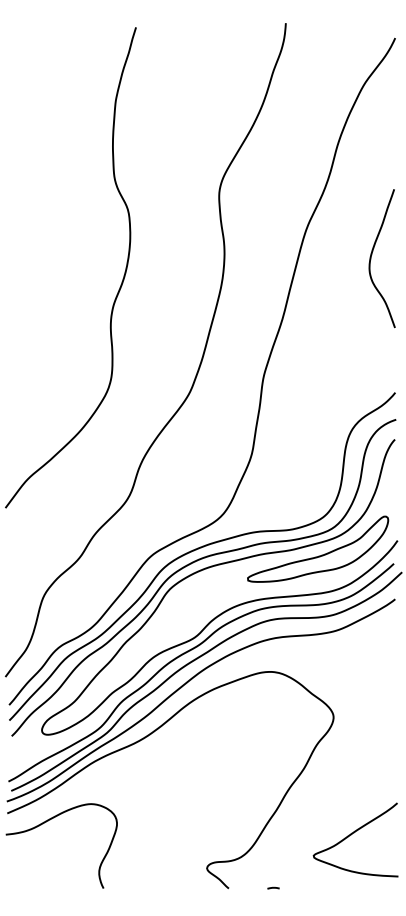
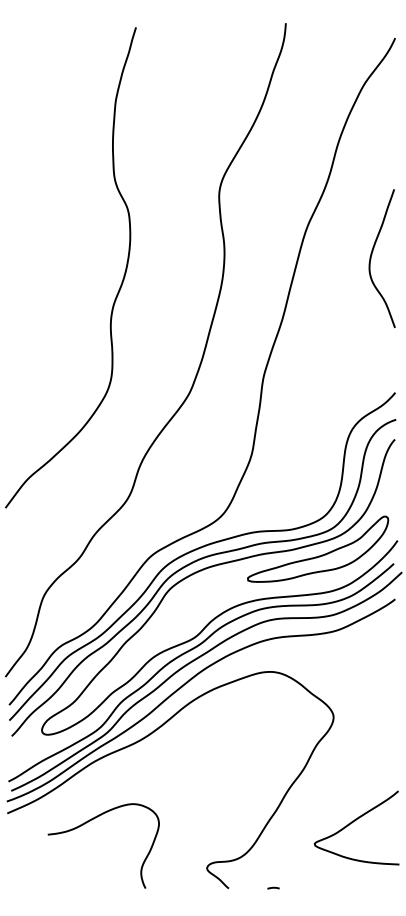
curve position: (48, 821) -> (90, 821) (90, 821)
curve position: (351, 835) -> (352, 823) (352, 823)
